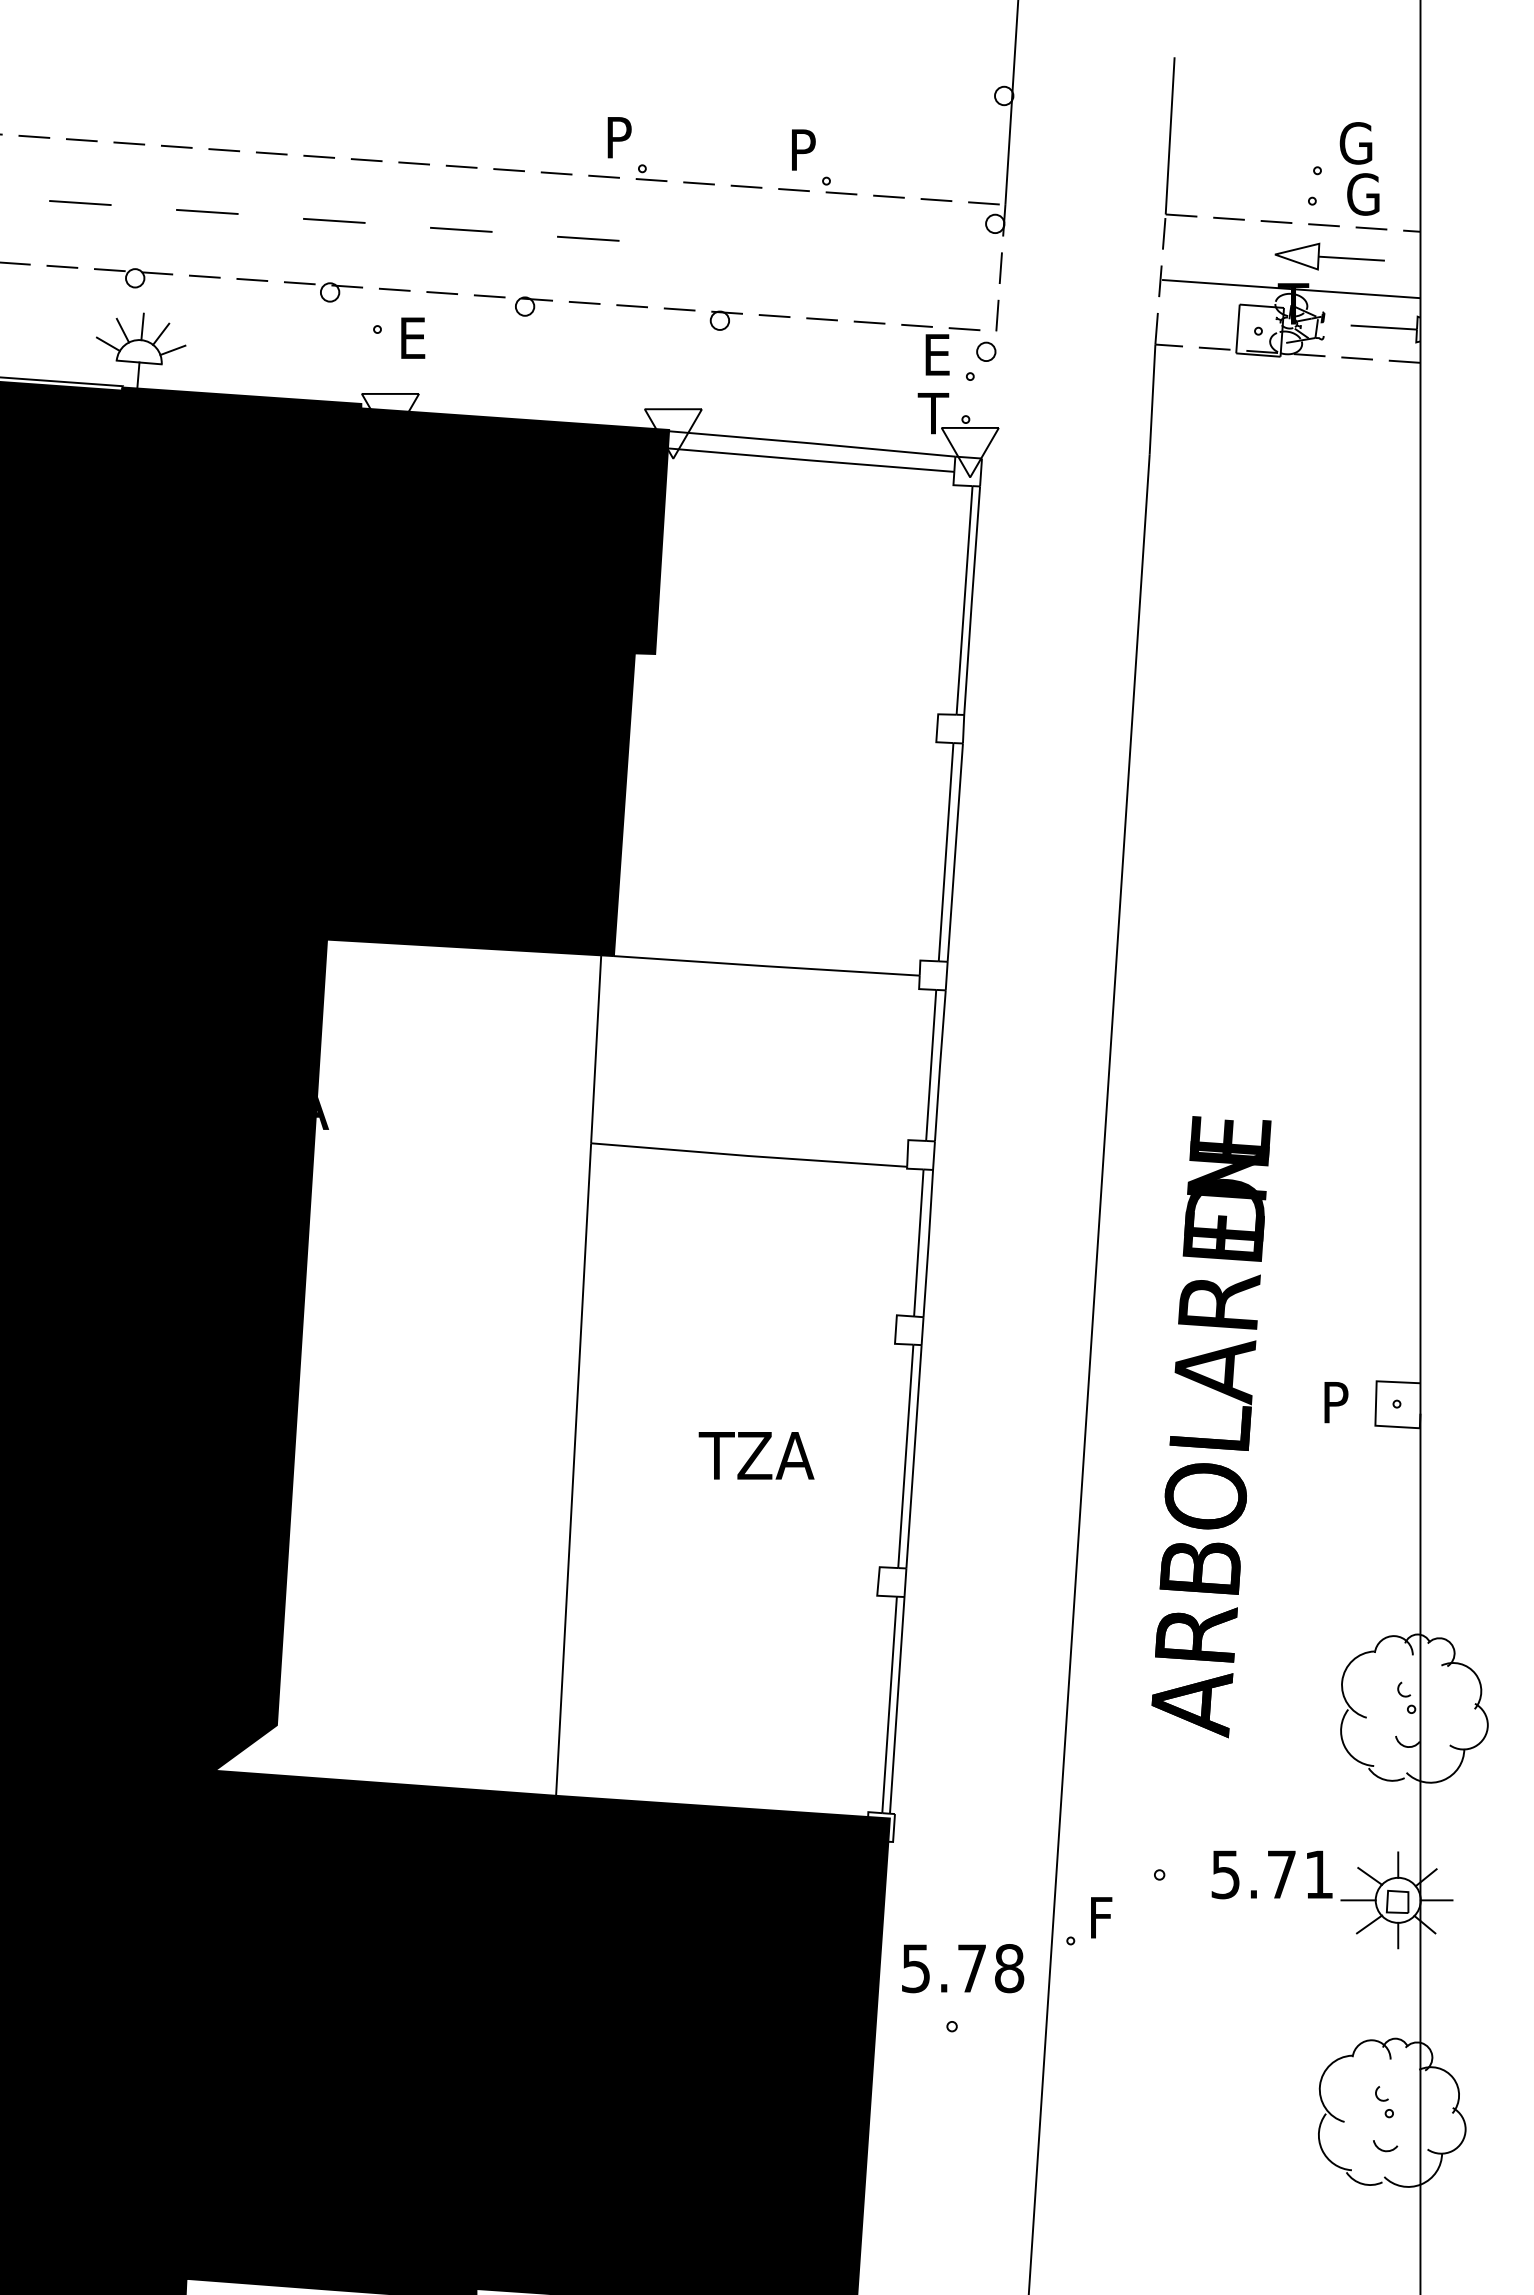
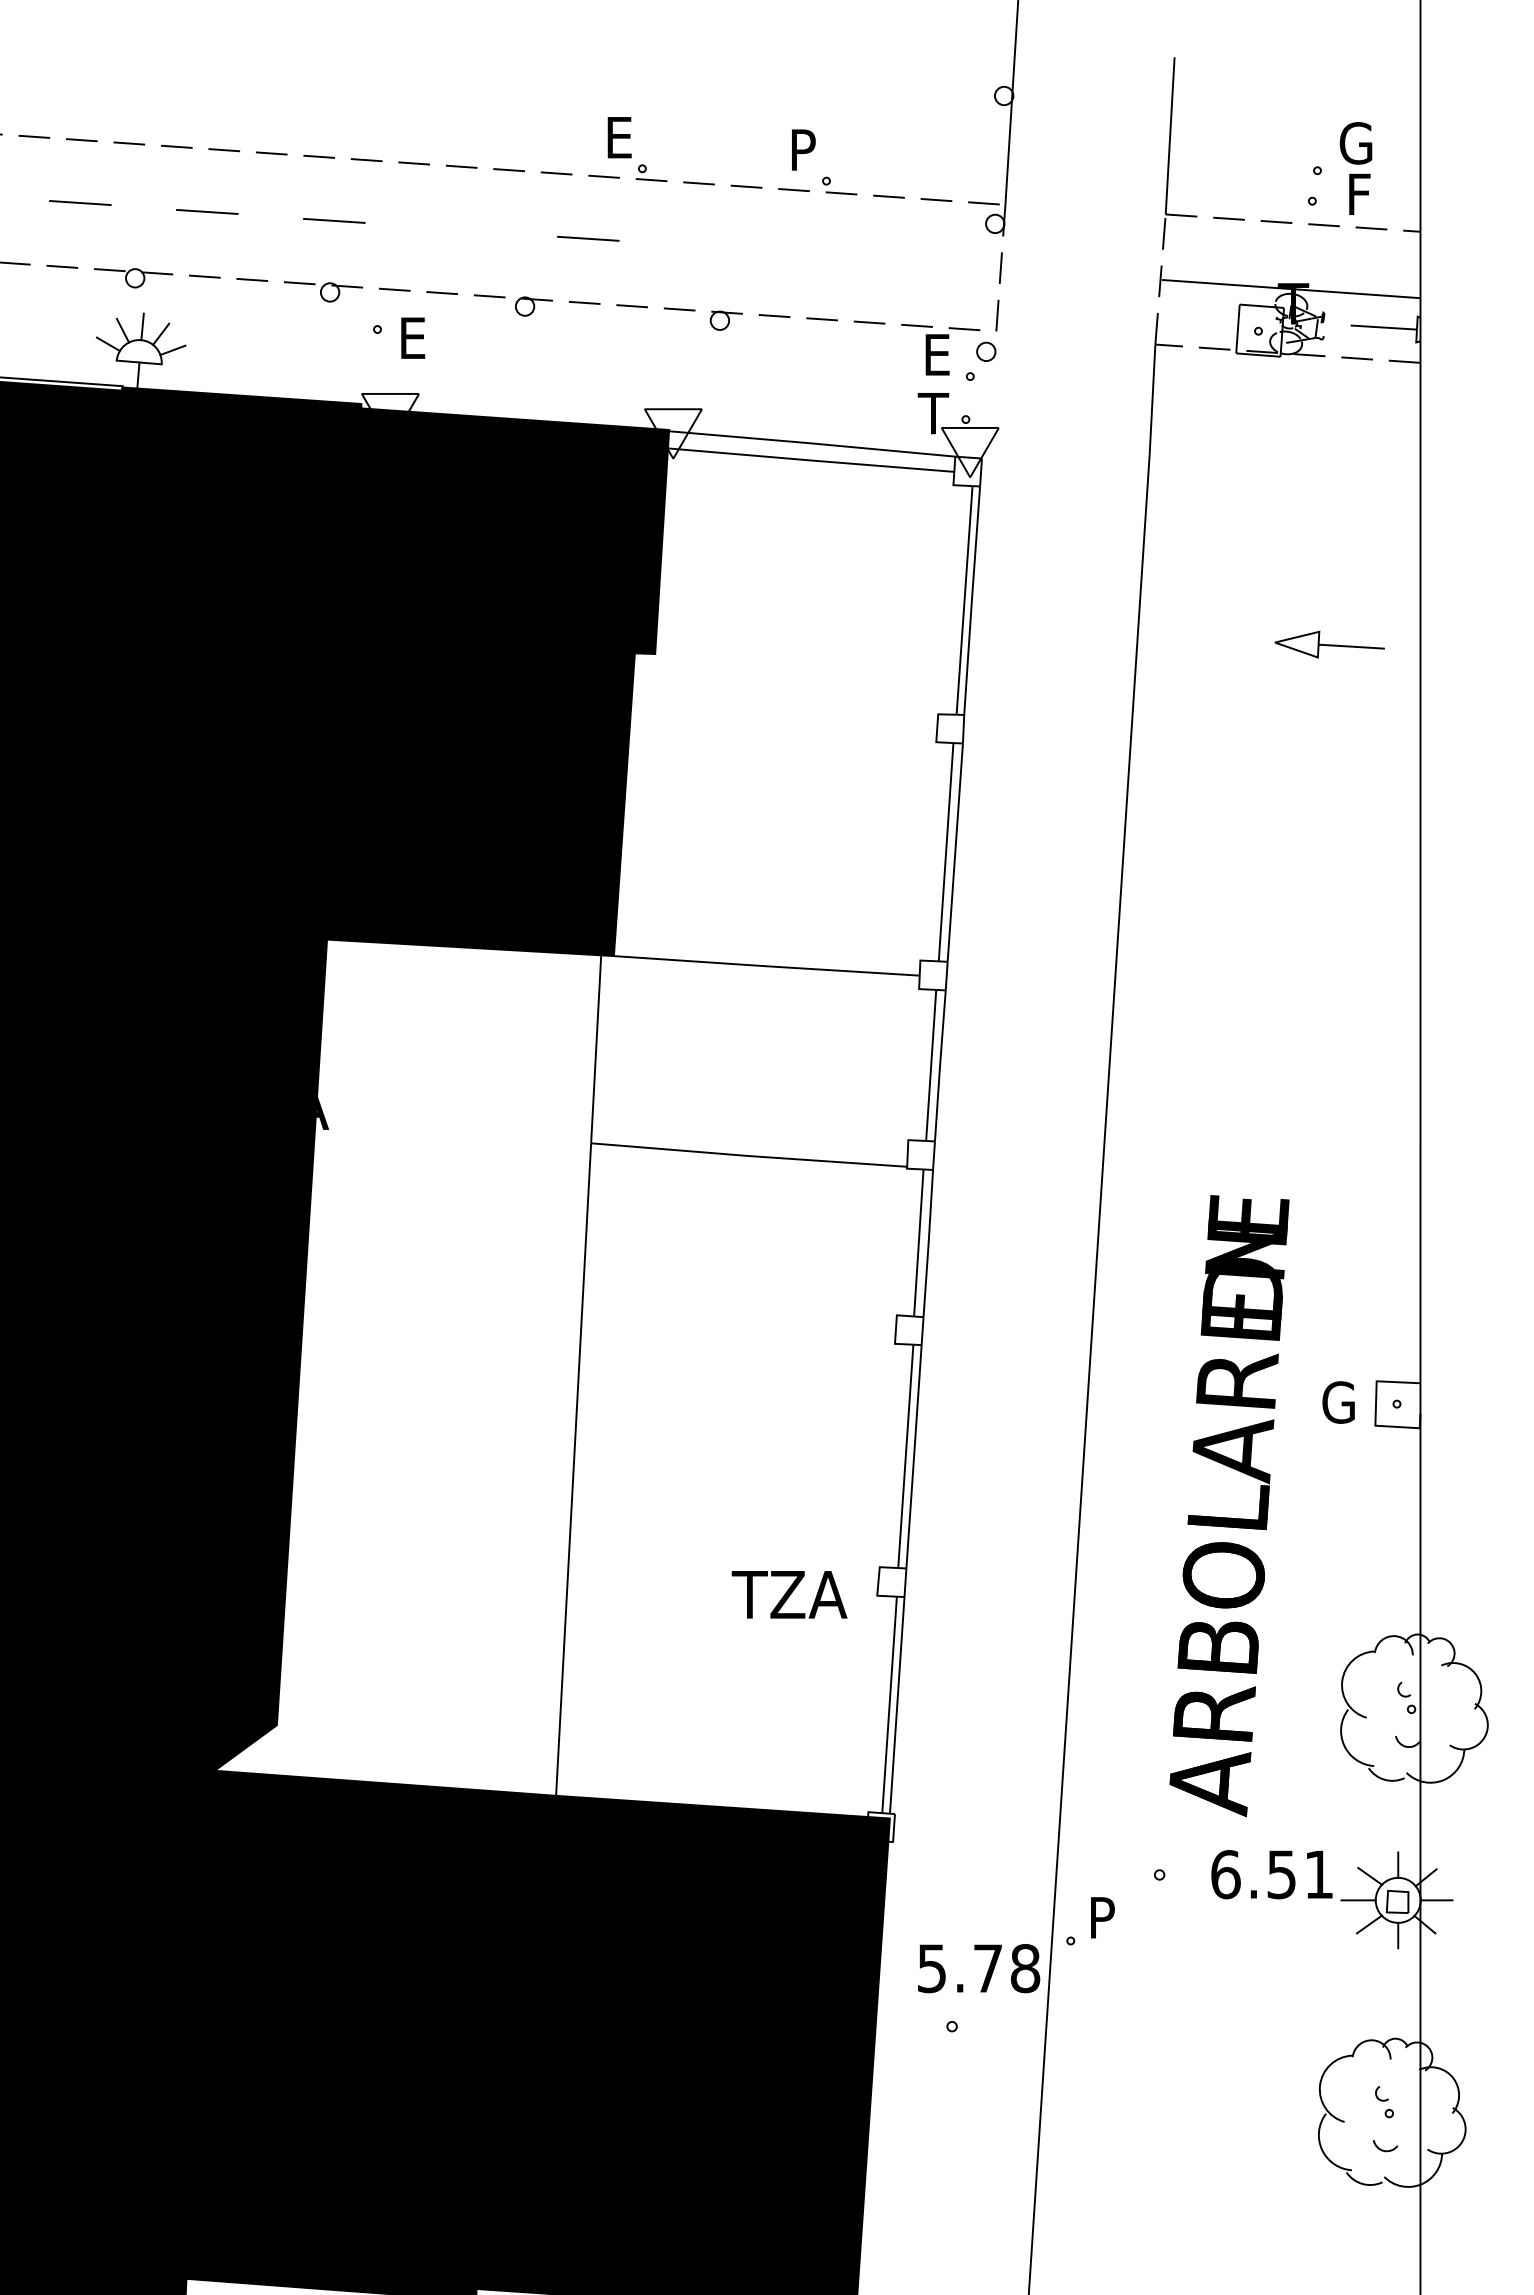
text: P -> E (621, 137)
text: G -> F (1363, 194)
line: present -> none (461, 229)
part position: (1329, 256) -> (1329, 644) (1329, 644)
text: P -> G (1338, 1402)
text position: (1211, 1427) -> (1229, 1506) (1229, 1506)
text position: (756, 1455) -> (789, 1594) (789, 1594)
text: 5.71 -> 6.51 (1253, 1874)
text: F -> P (1105, 1909)
text position: (963, 1968) -> (979, 1968) (979, 1968)
